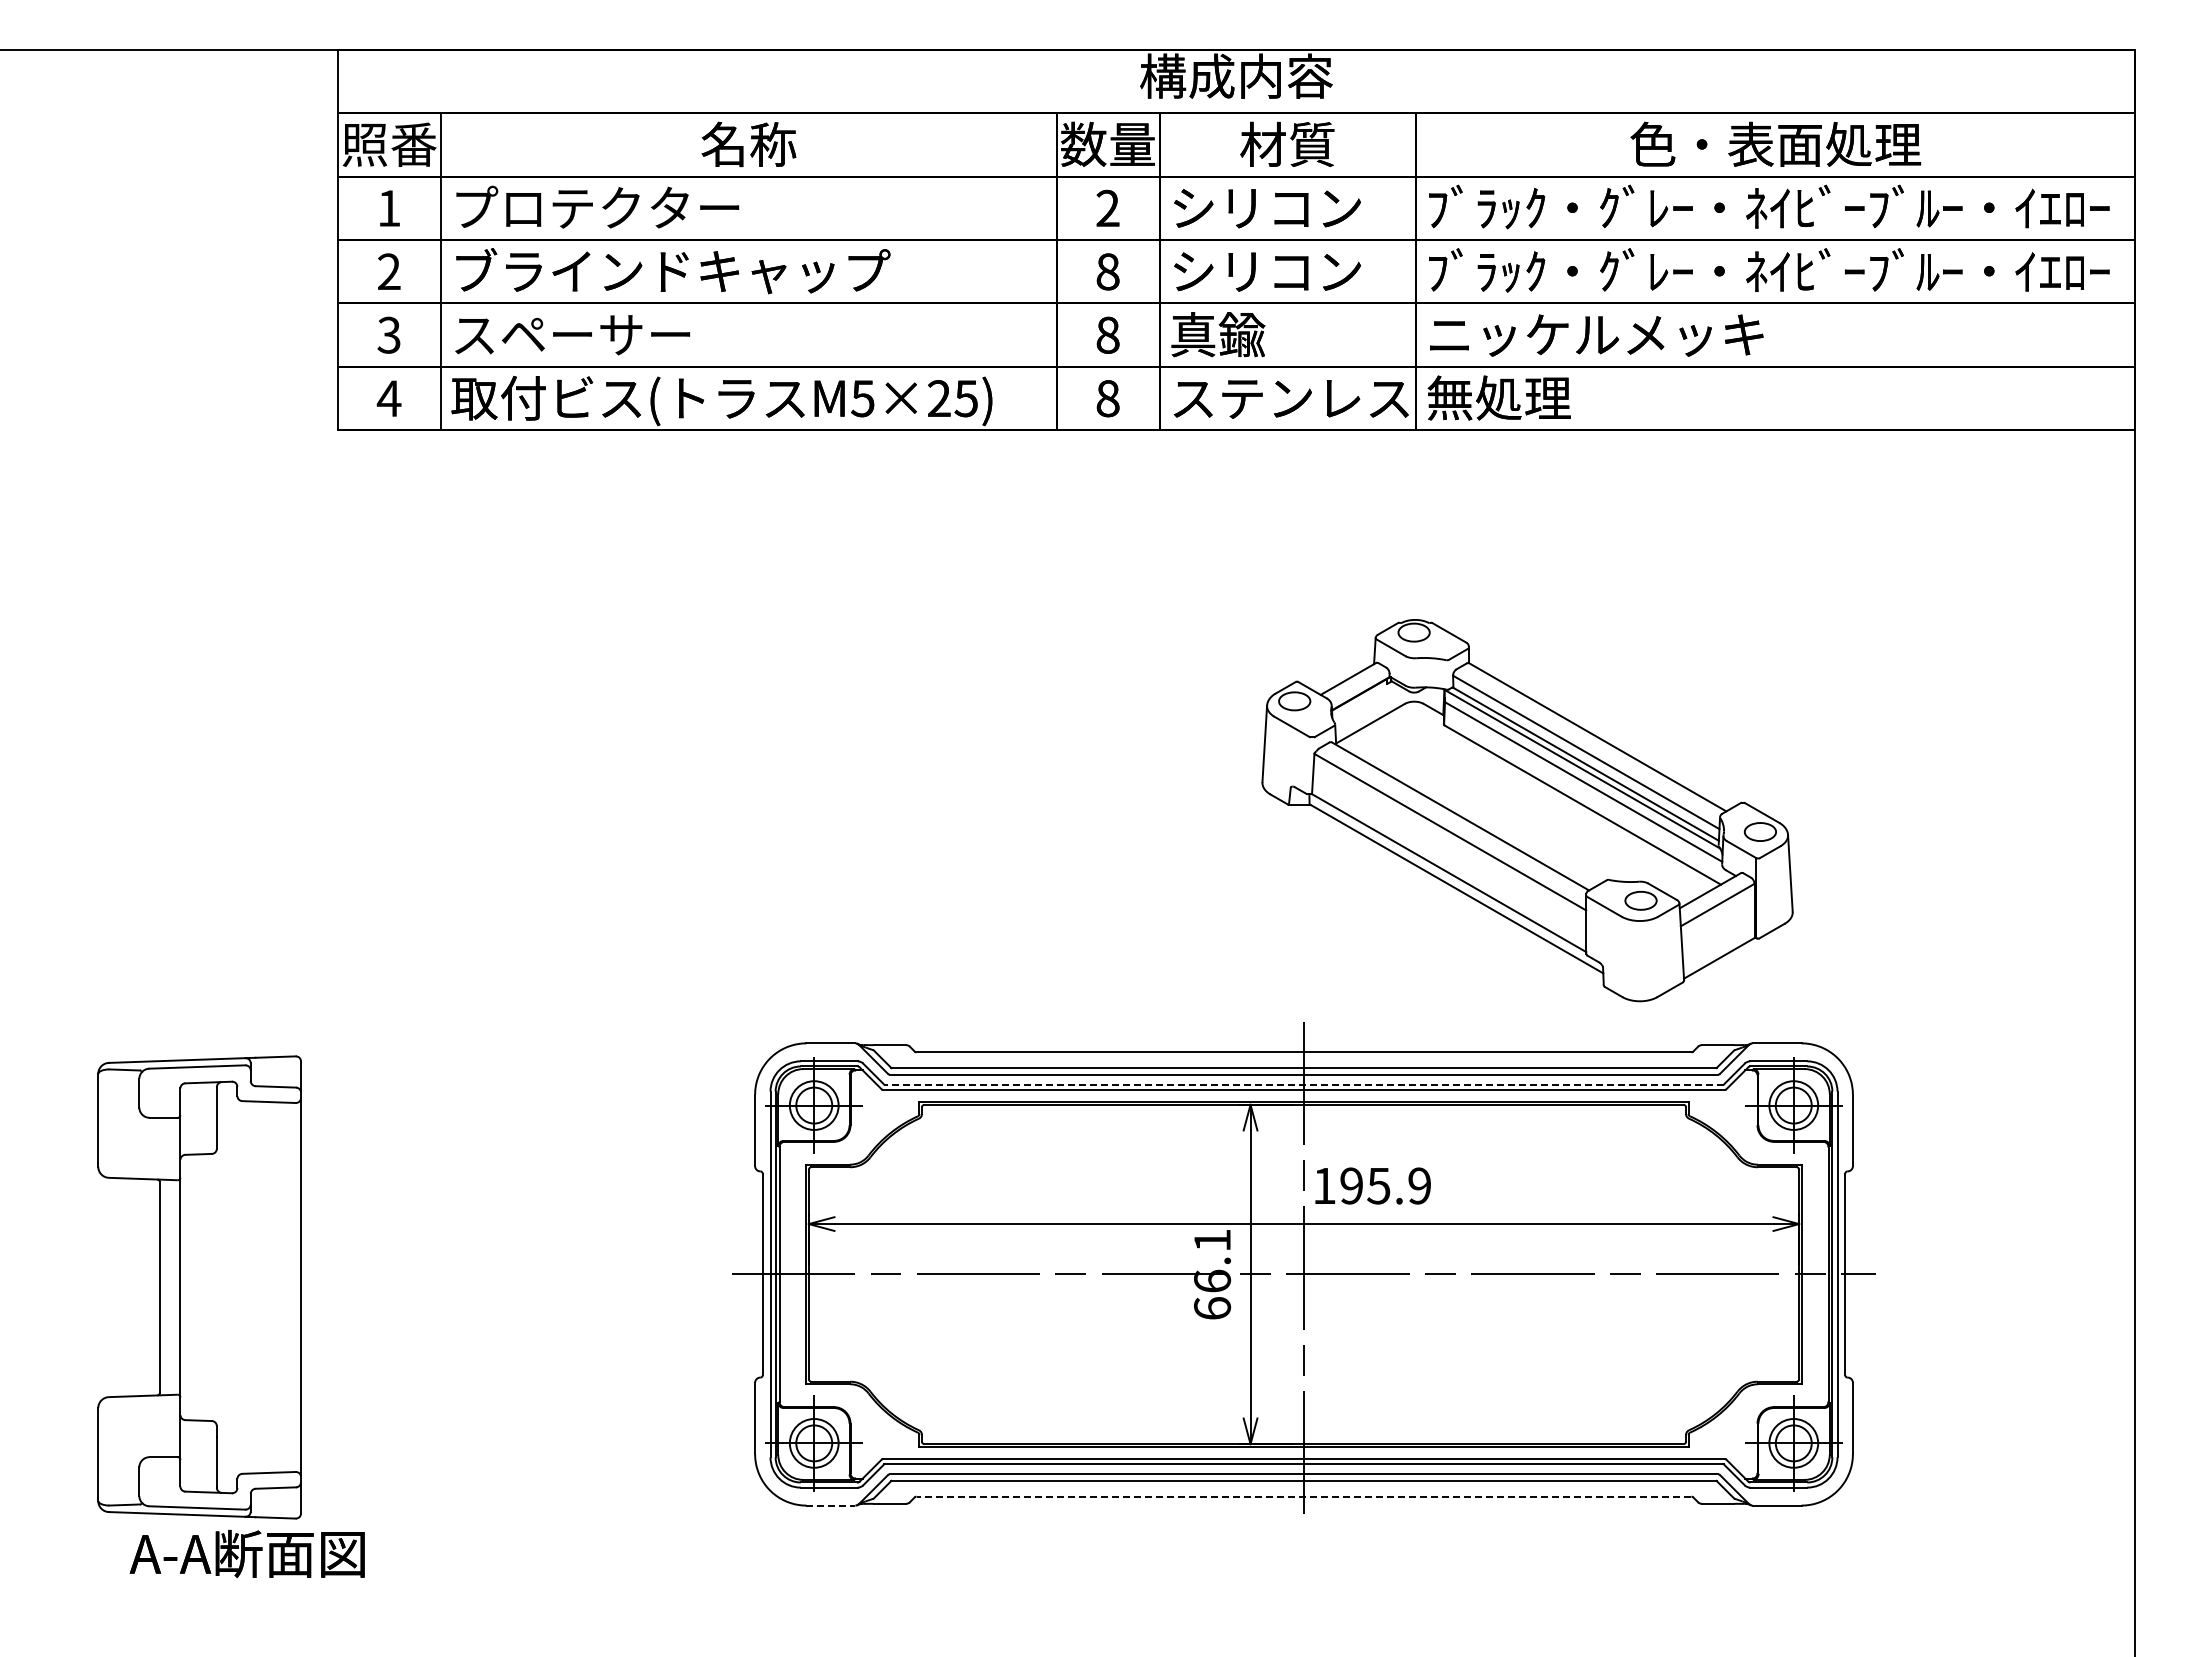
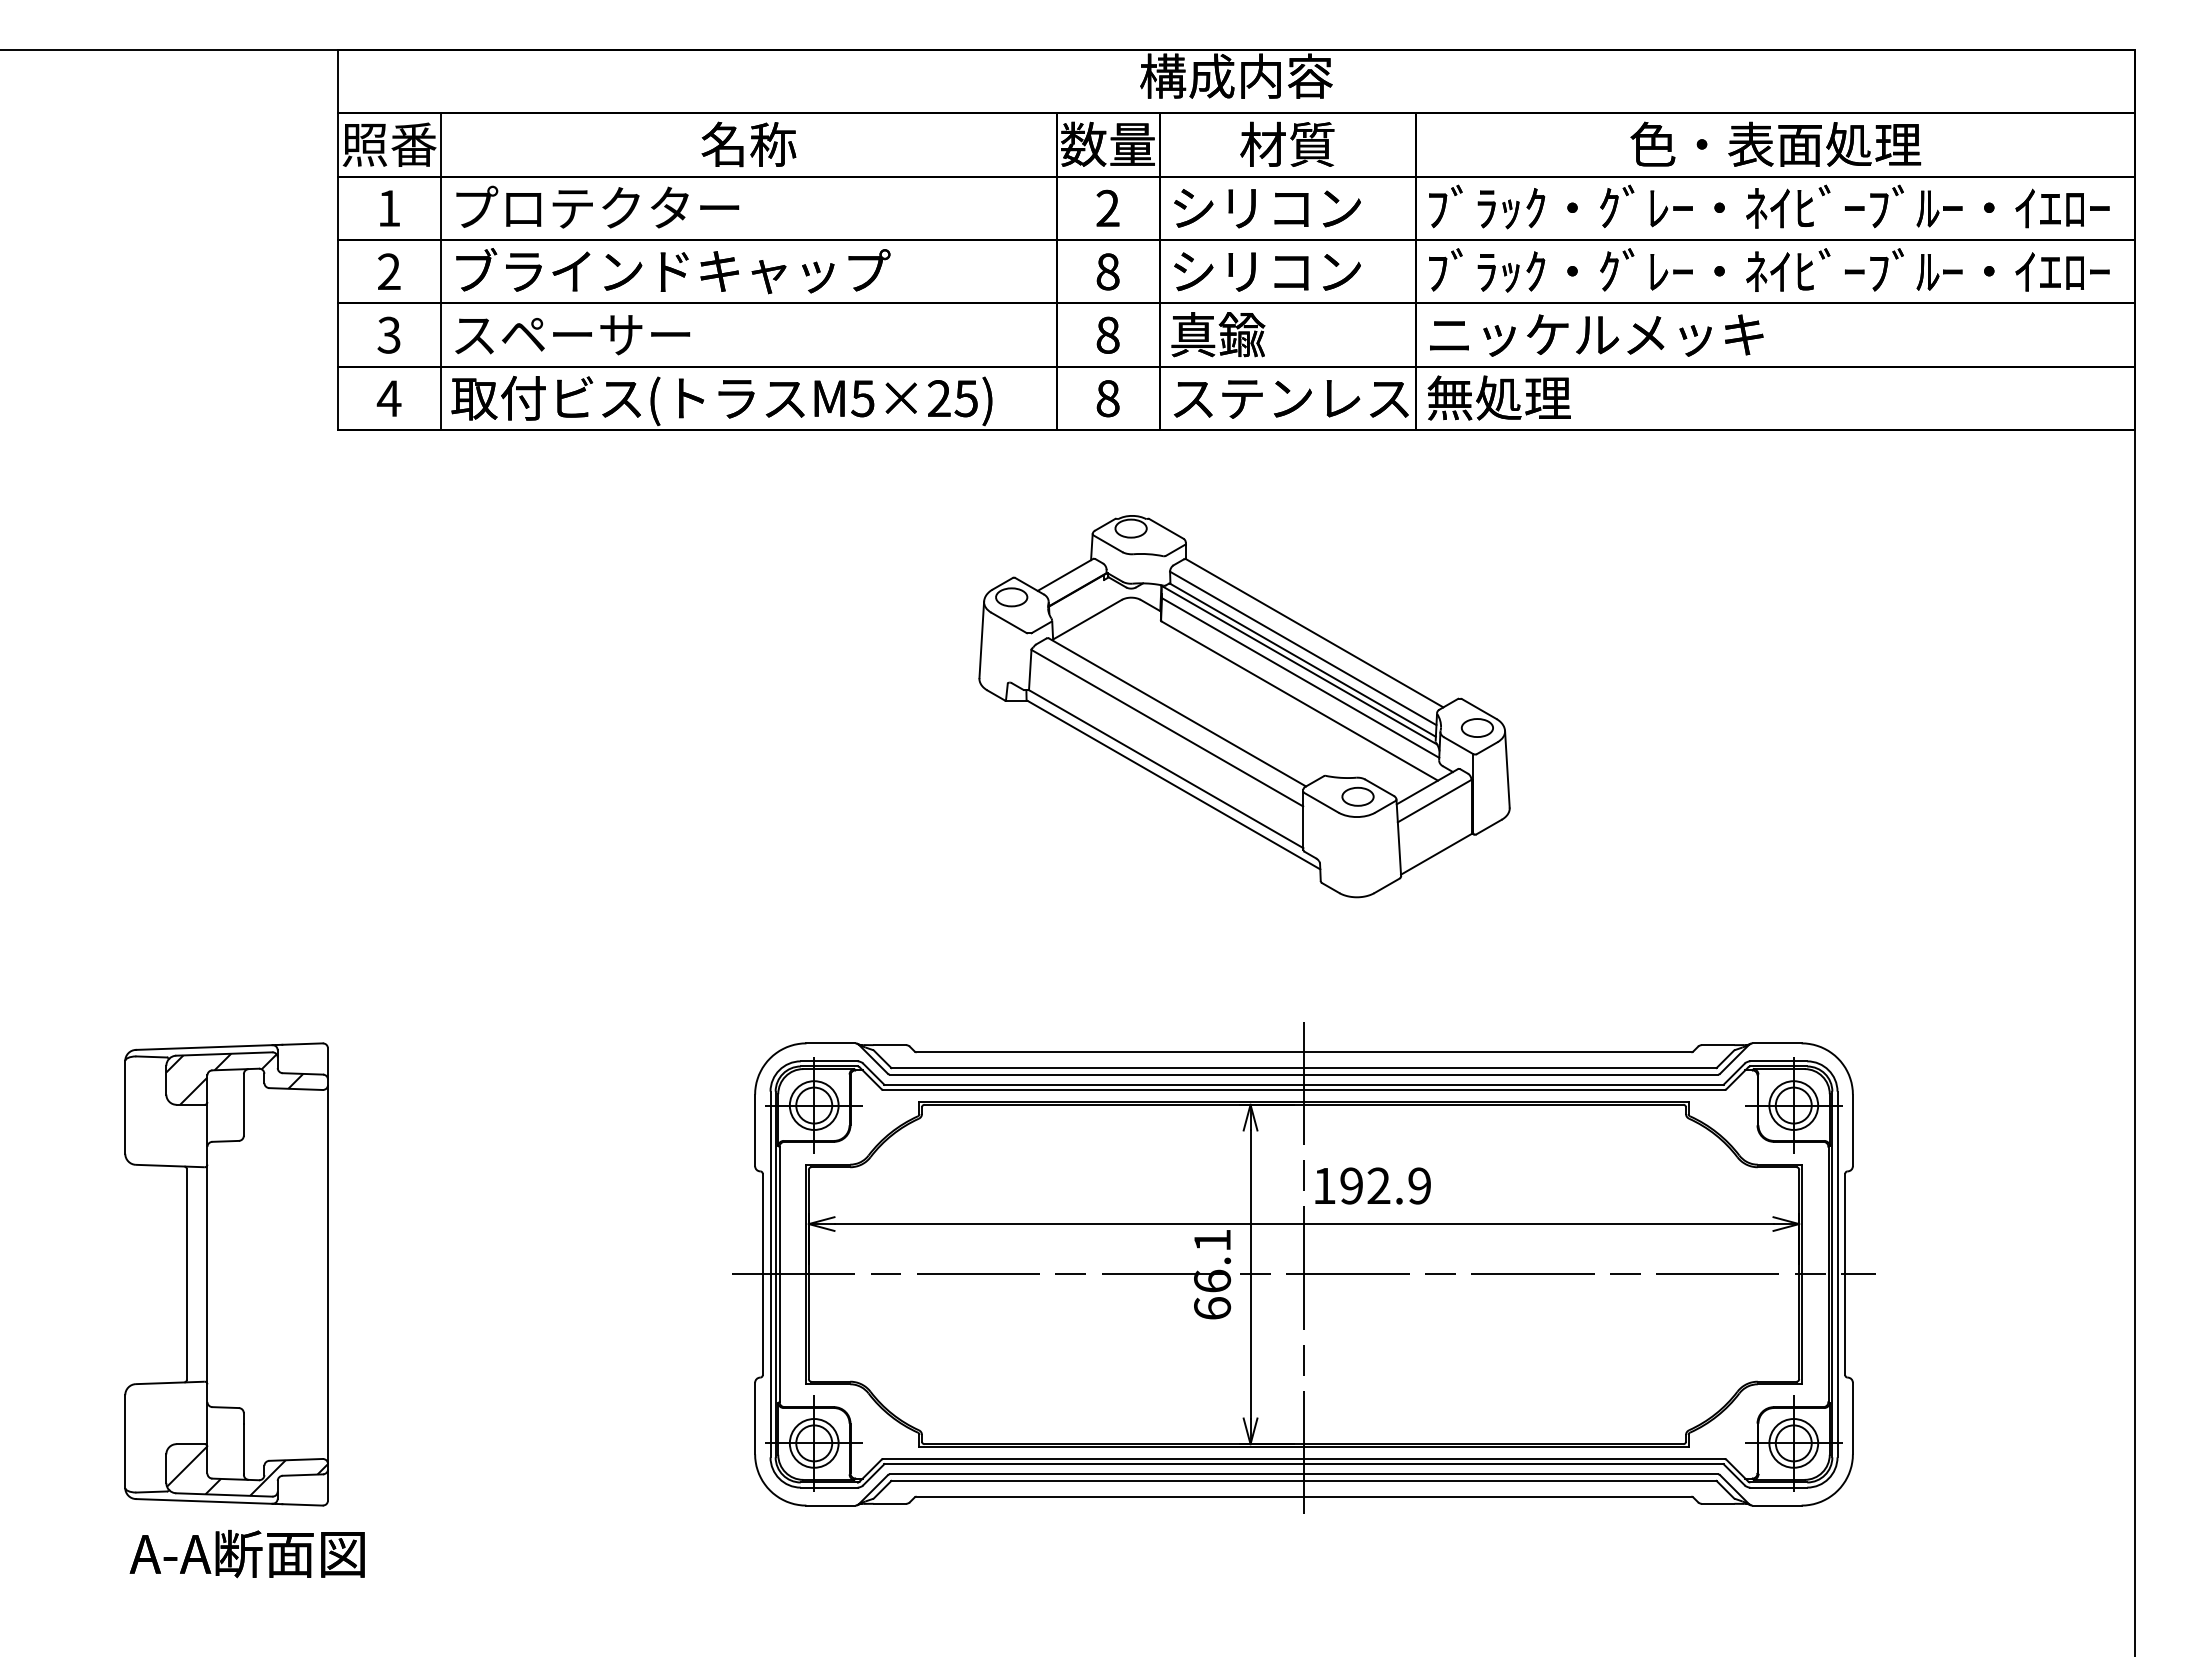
part position: (1527, 810) -> (1244, 706) (1244, 706)
line: dashed -> solid (1304, 1084)
text: 195.9 -> 192.9 (1378, 1185)
part position: (199, 1287) -> (226, 1274) (226, 1274)
line: dashed -> solid (1303, 1496)
line: dashed -> solid (831, 1505)
